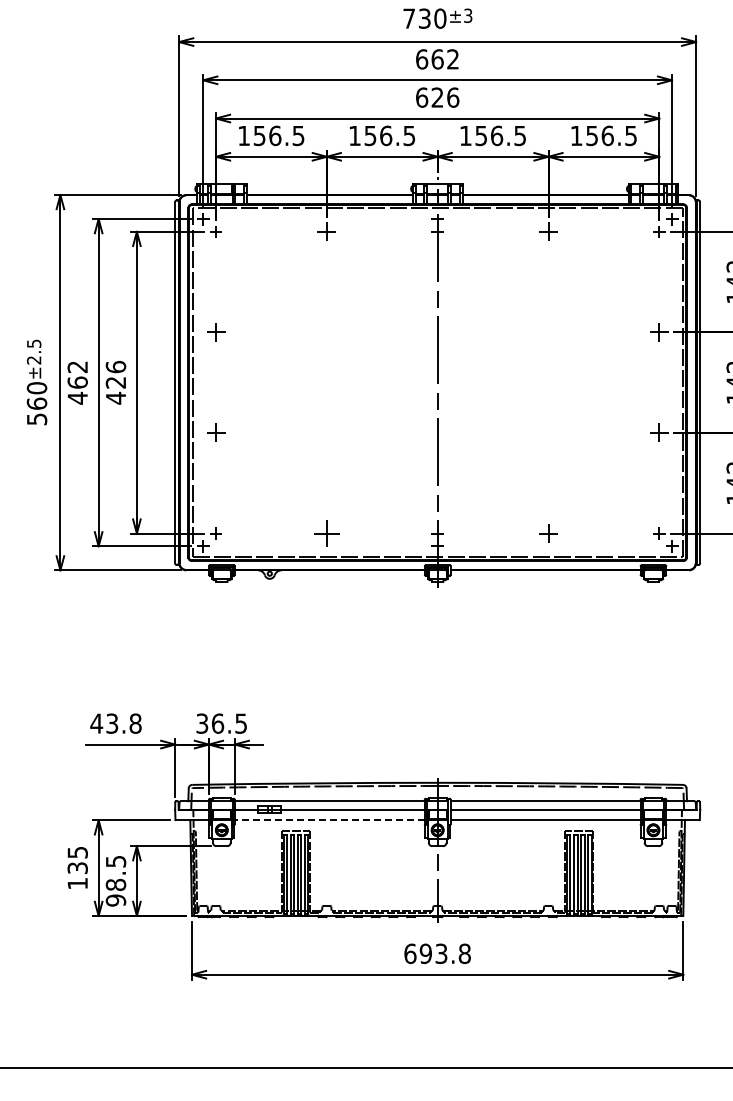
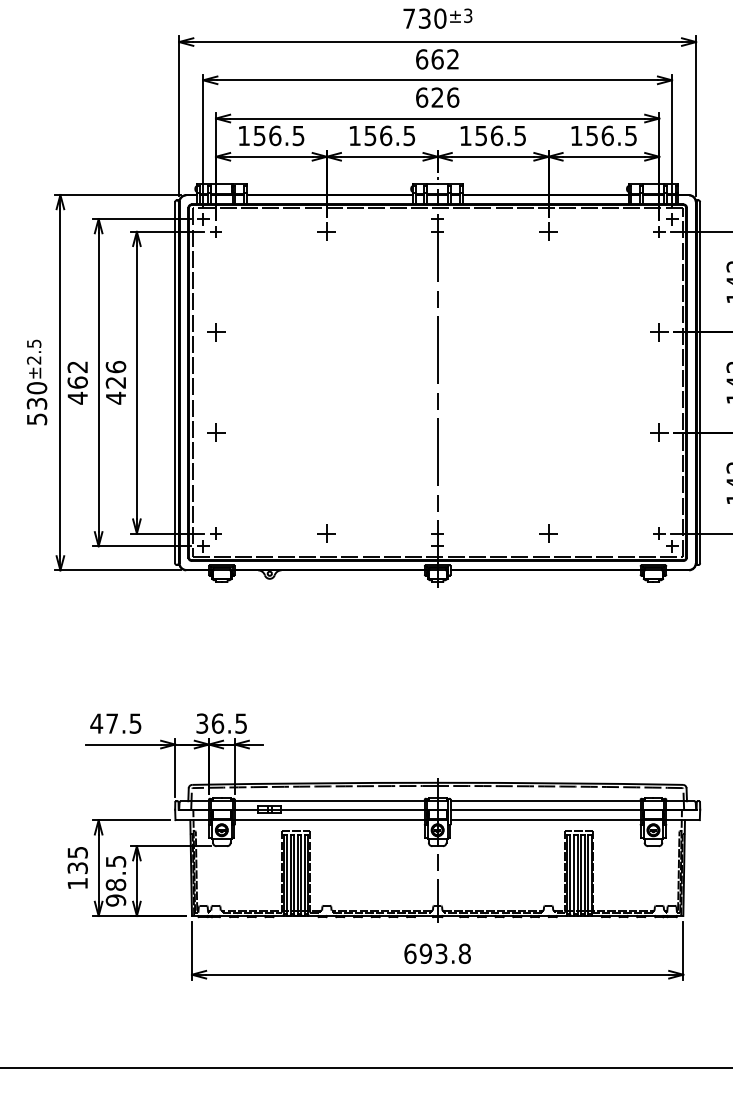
text: 560 -> 530 (36, 403)
part size: 26x27 px -> 19x19 px (326, 533)
text: 43.8 -> 47.5 (123, 723)
line: dashed -> solid (329, 820)
